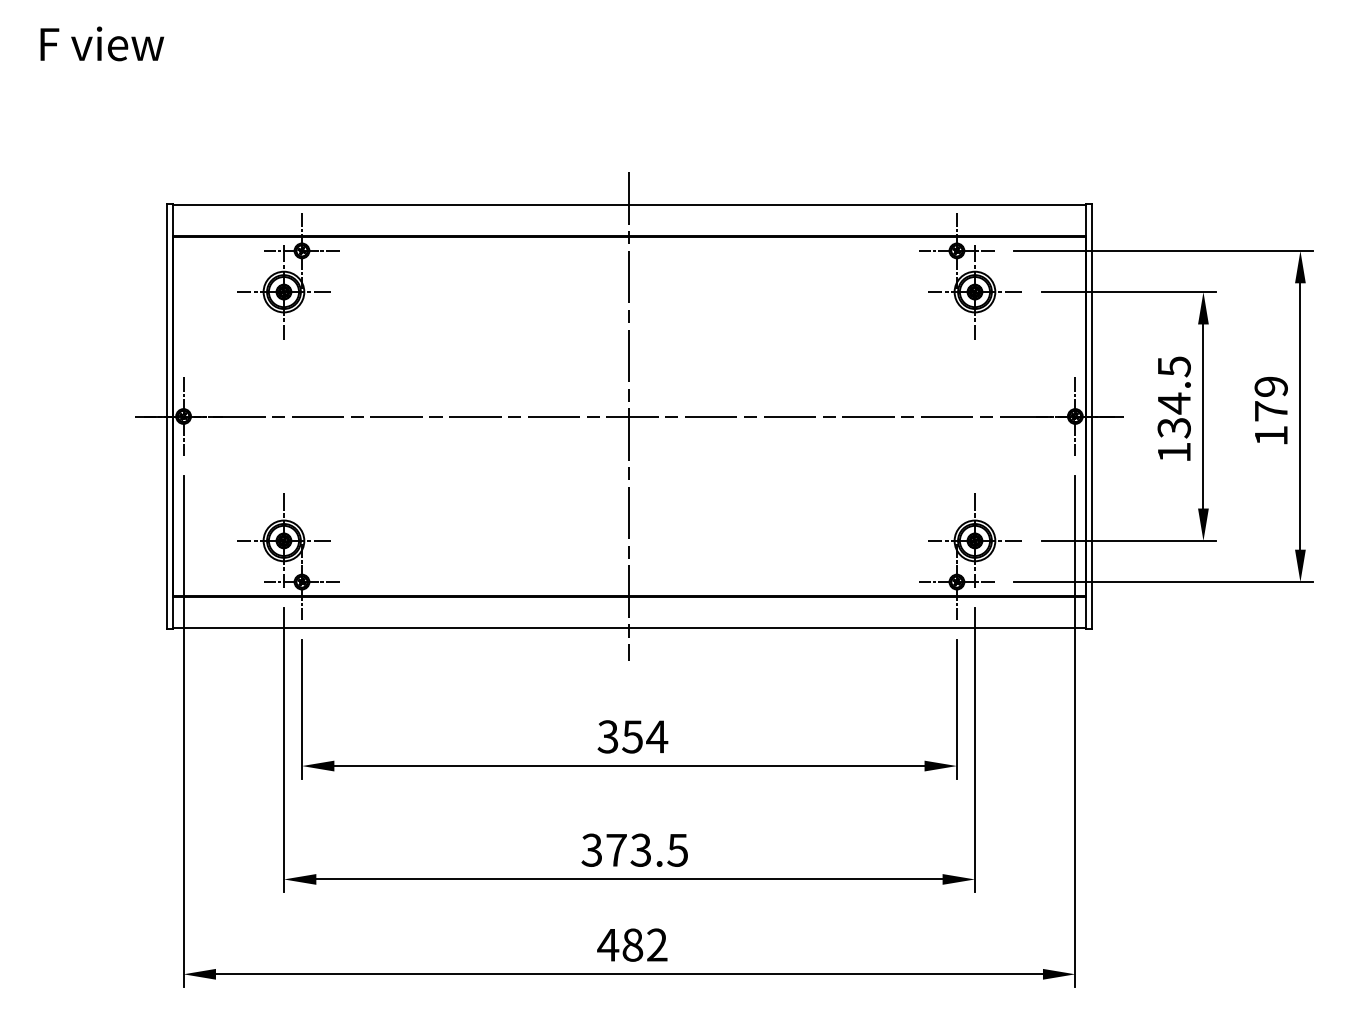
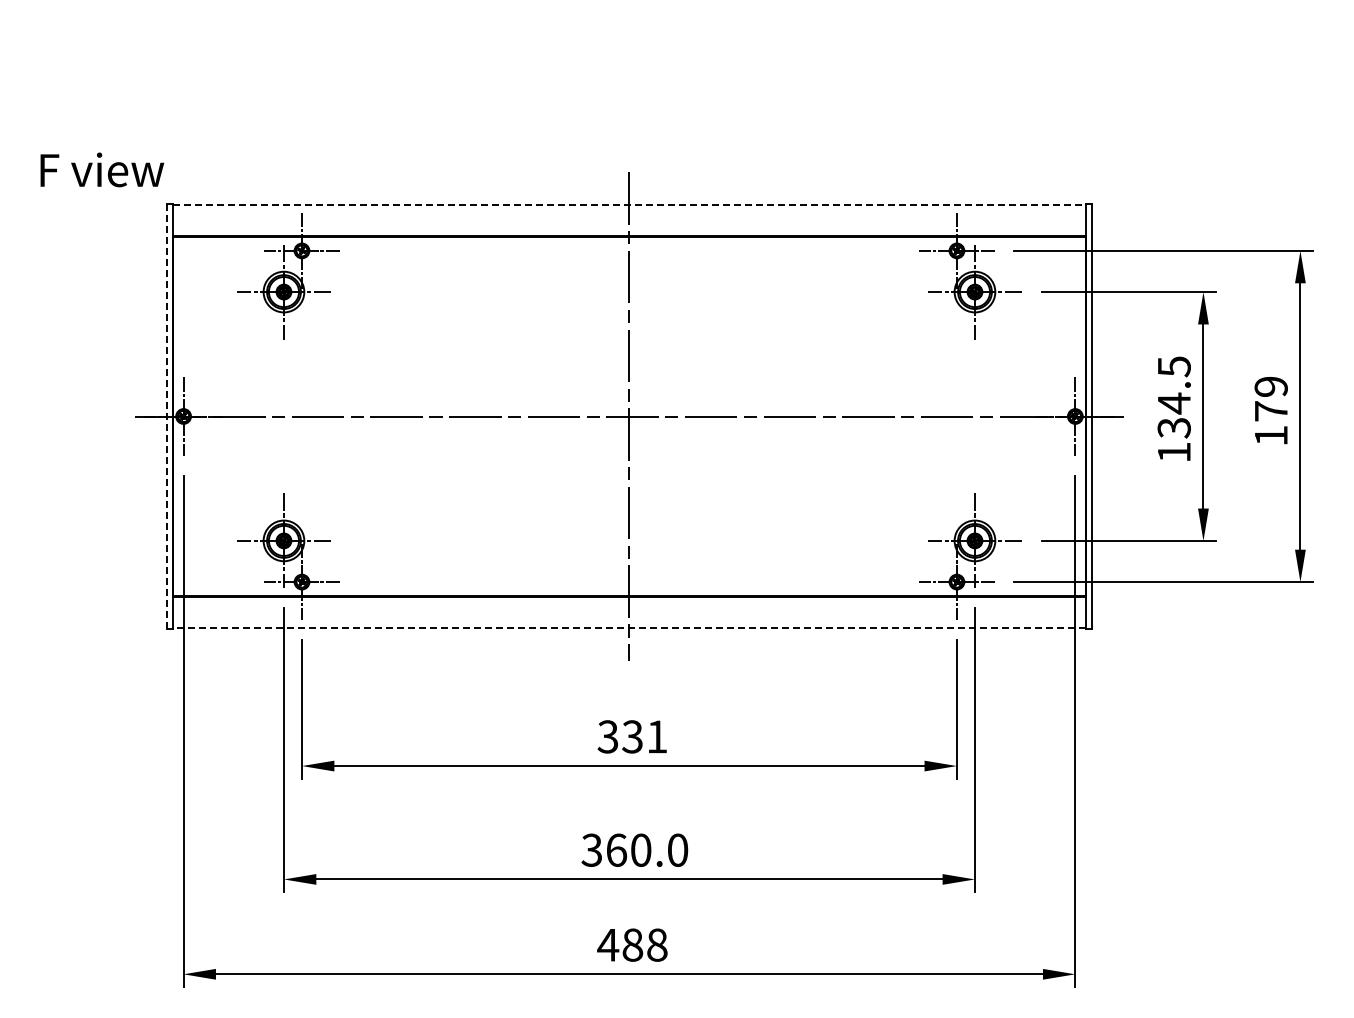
text position: (102, 43) -> (102, 169) (102, 169)
line: solid -> dashed (629, 204)
line: solid -> dashed (166, 416)
line: solid -> dashed (629, 628)
text: 354 -> 331 (645, 736)
text: 373.5 -> 360.0 (647, 849)
text: 482 -> 488 (657, 944)
